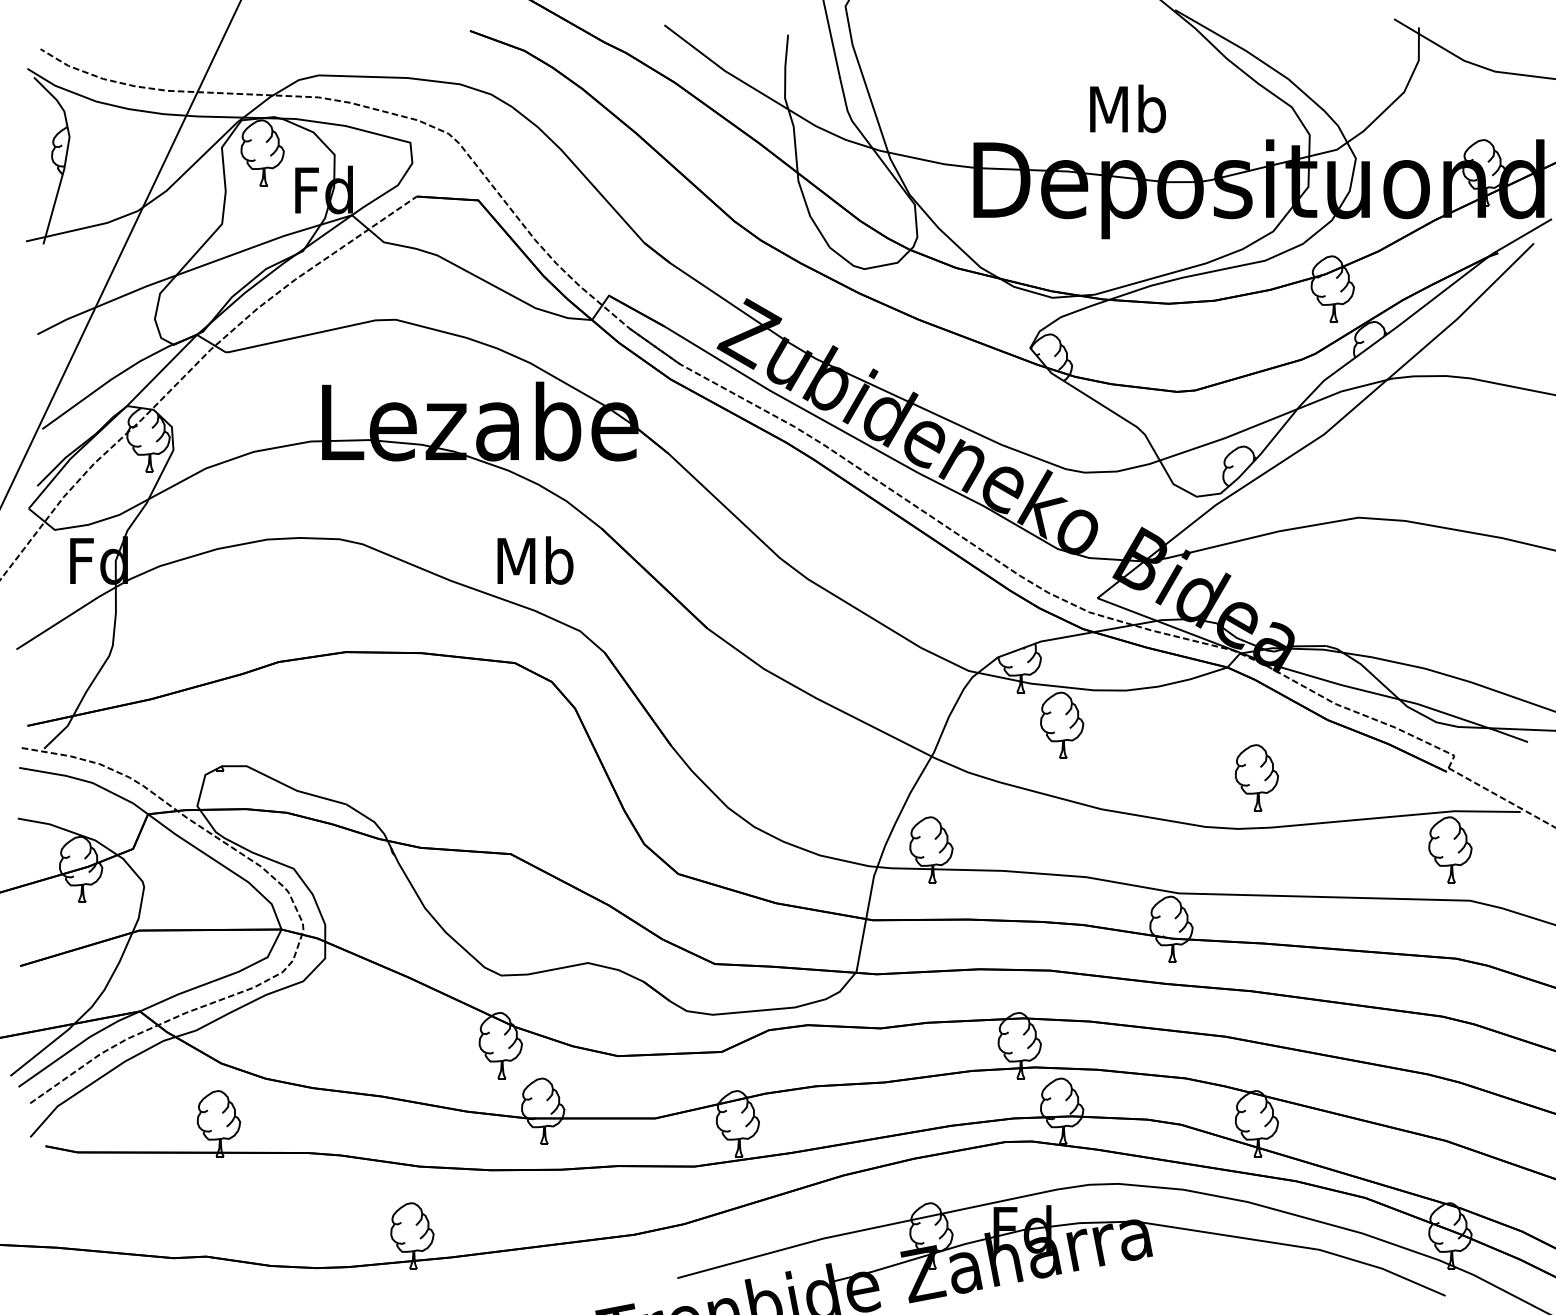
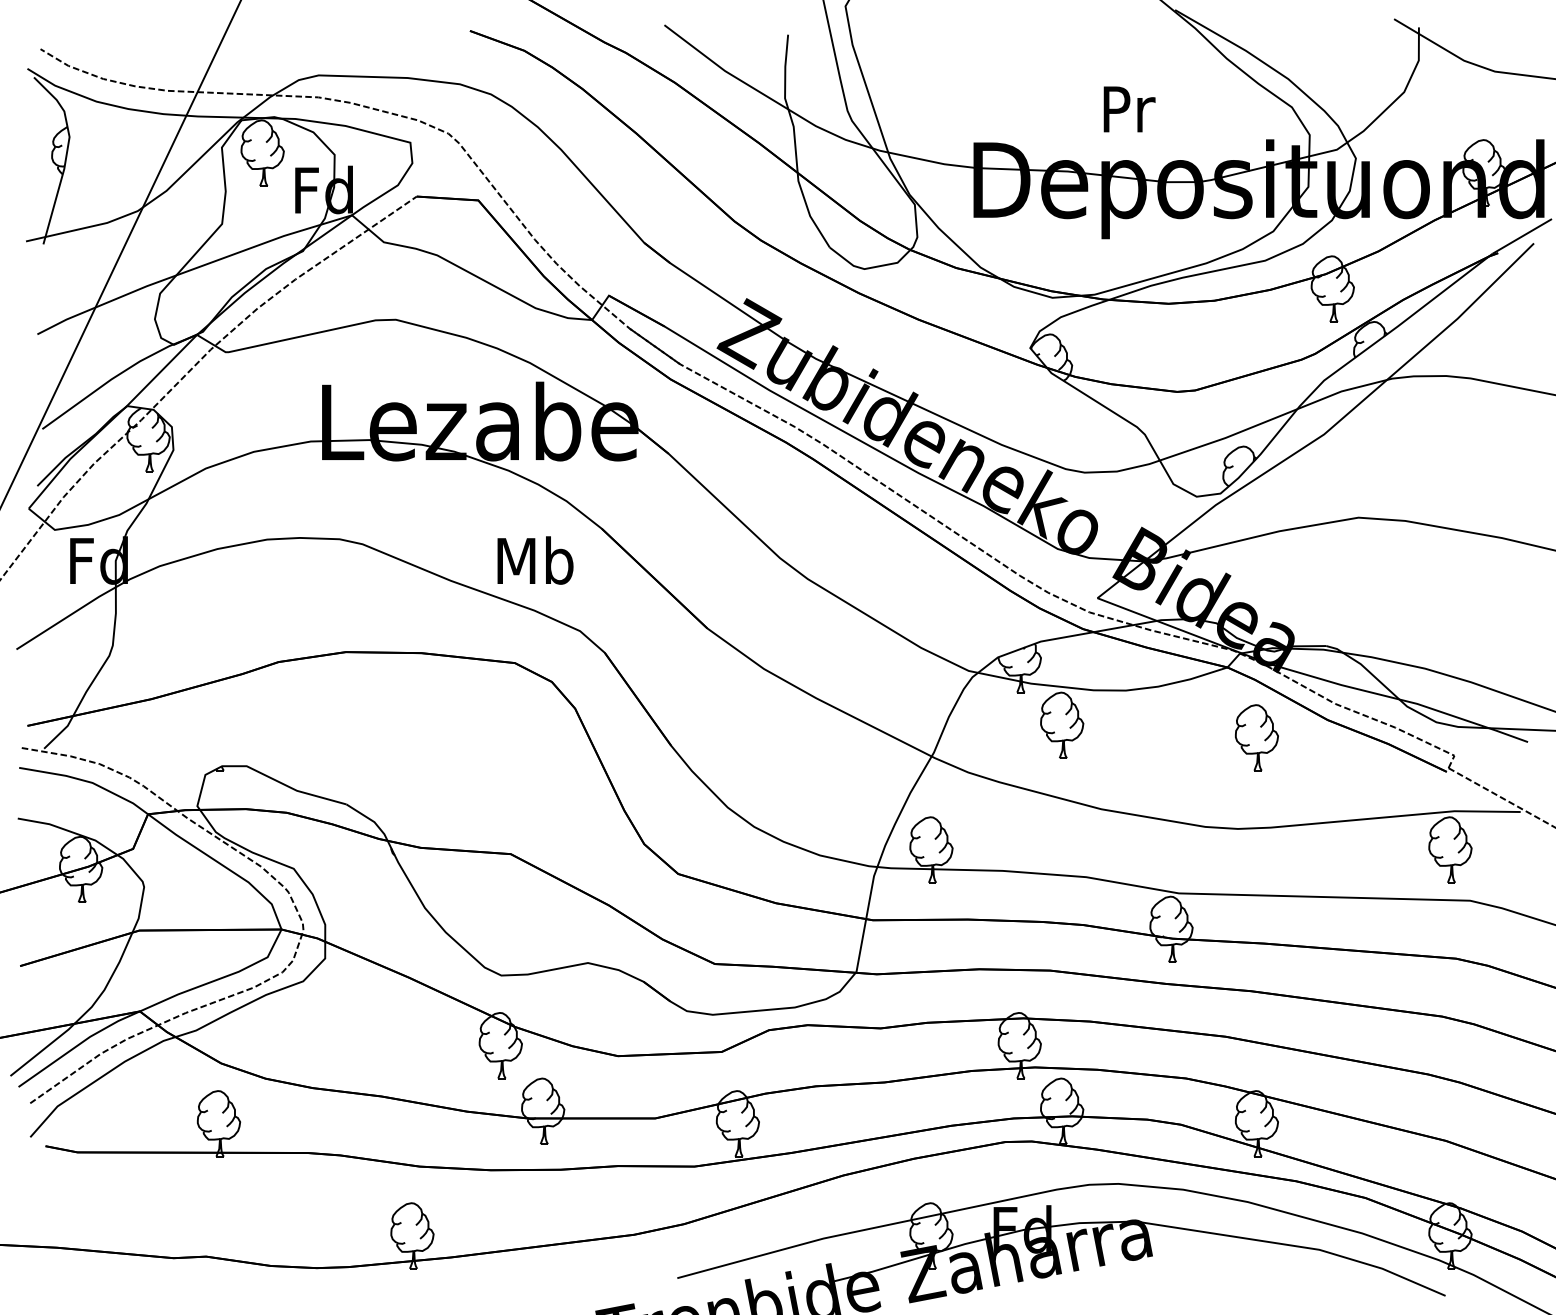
text: Mb -> Pr (1128, 108)
part position: (1256, 777) -> (1256, 737) (1256, 737)
